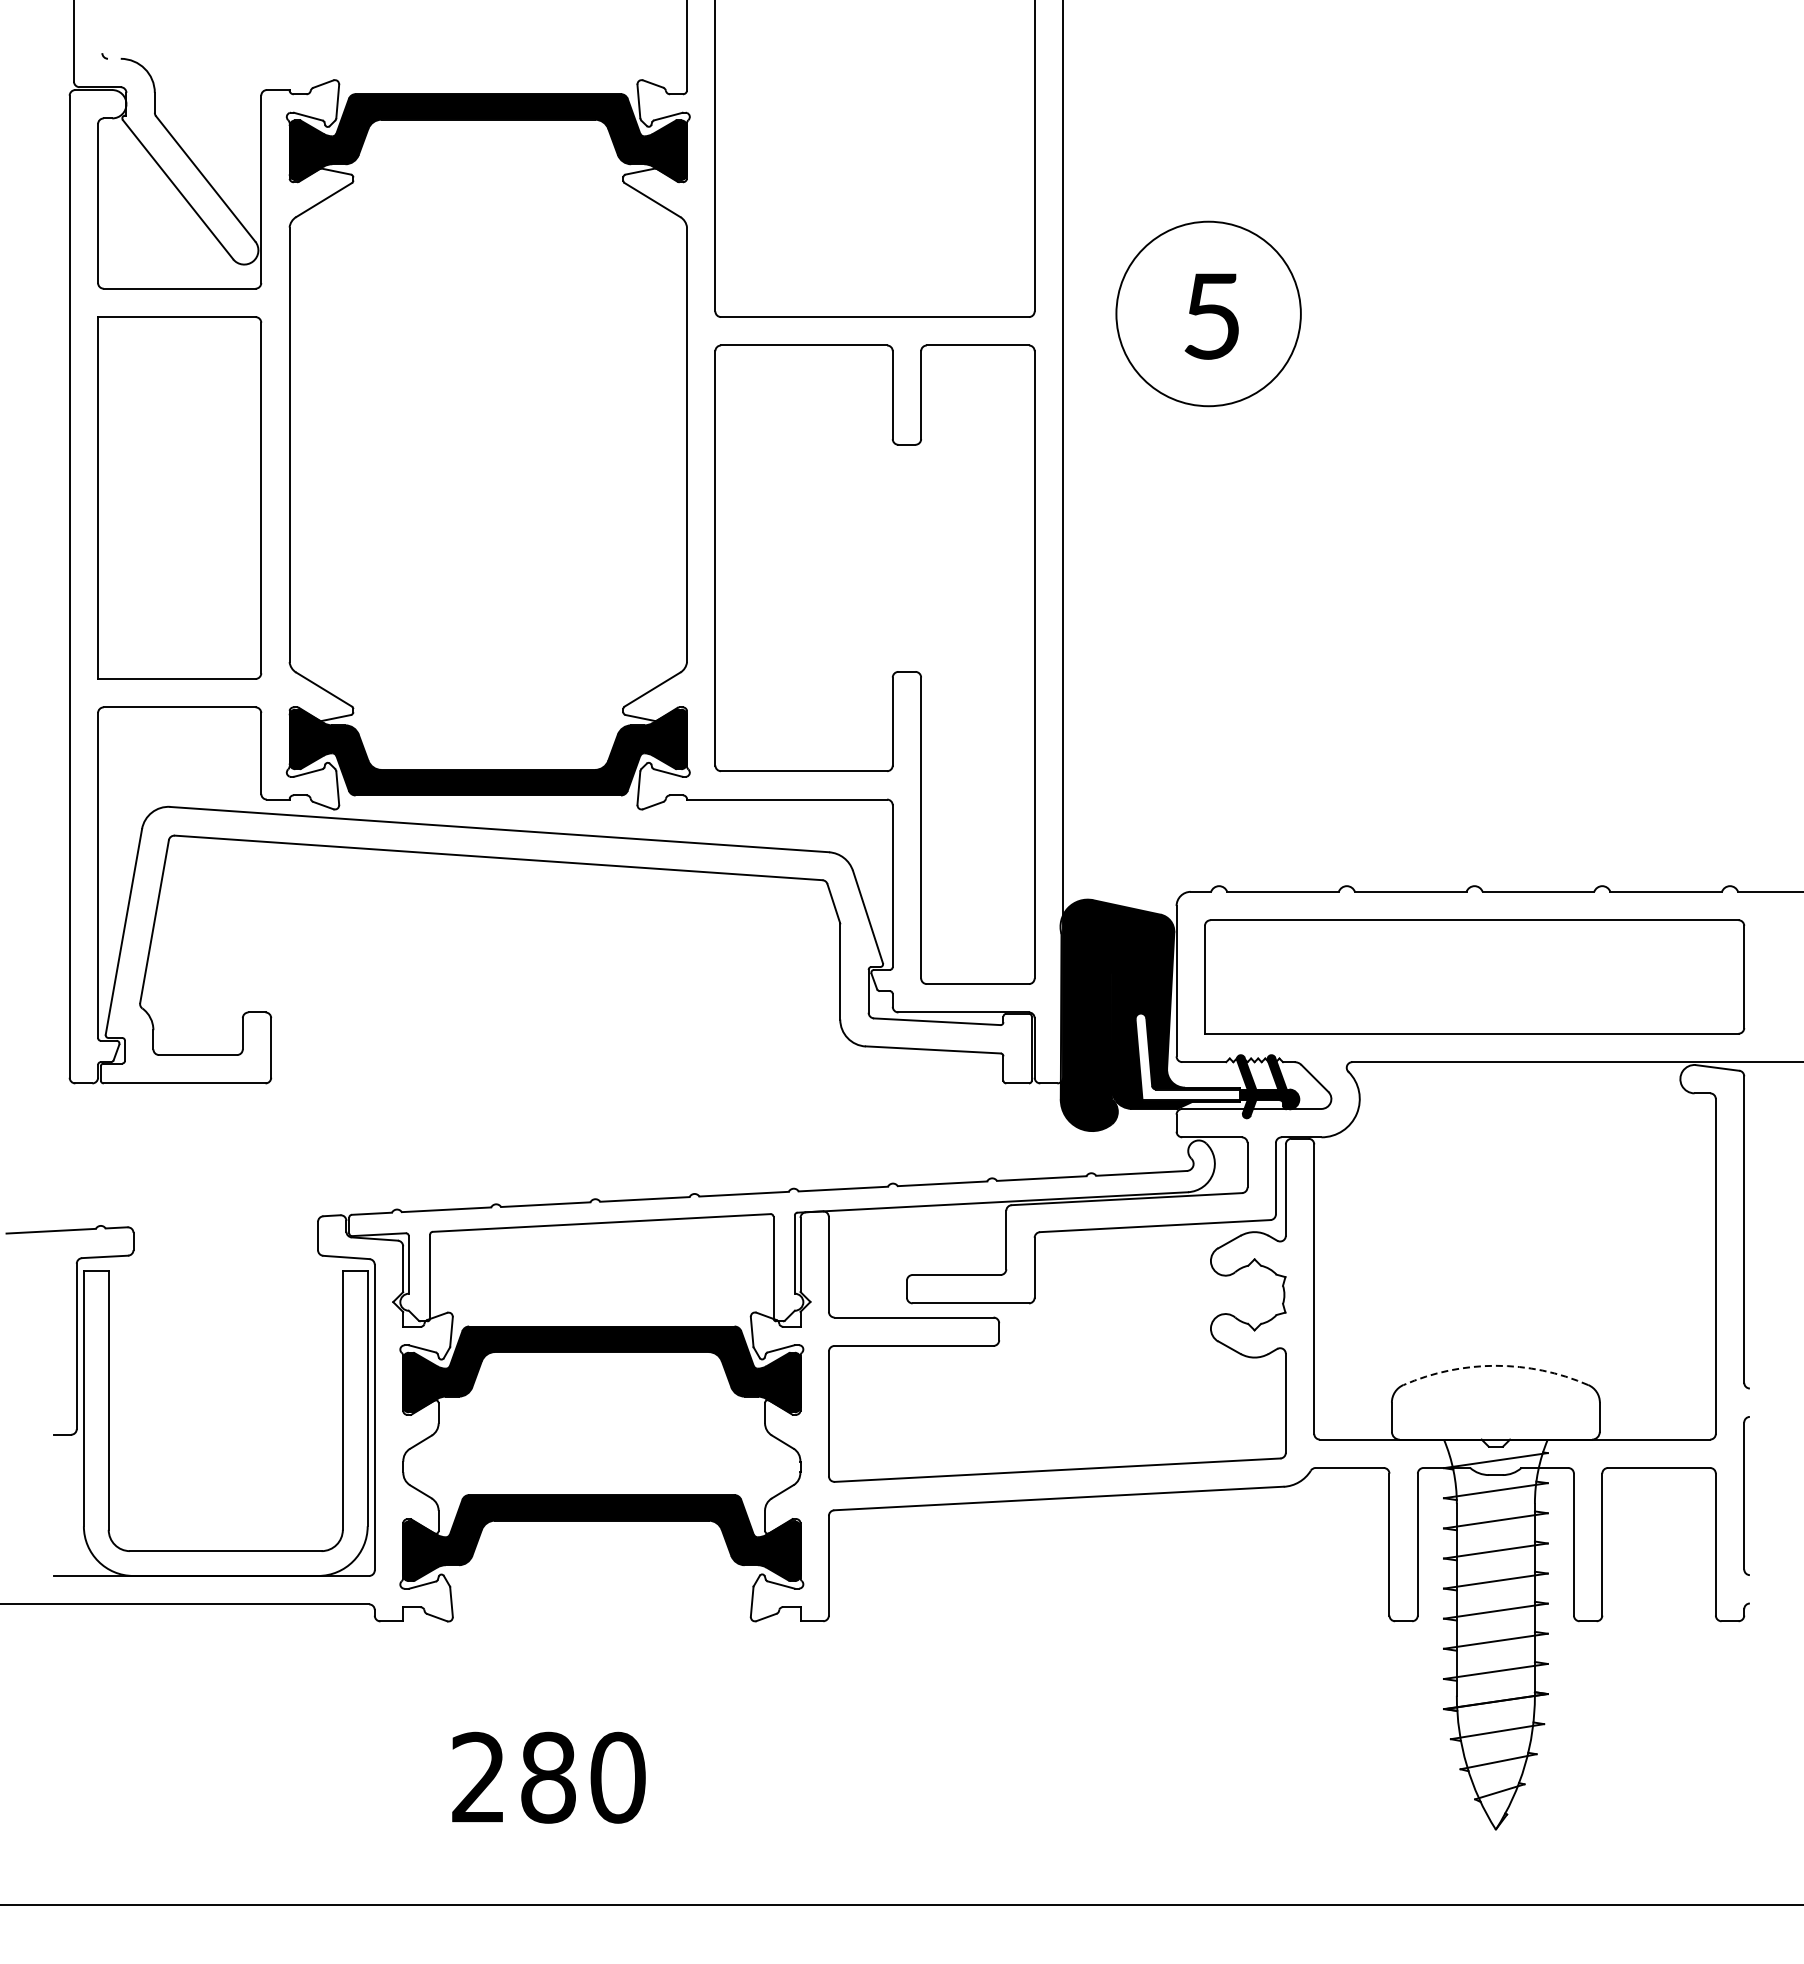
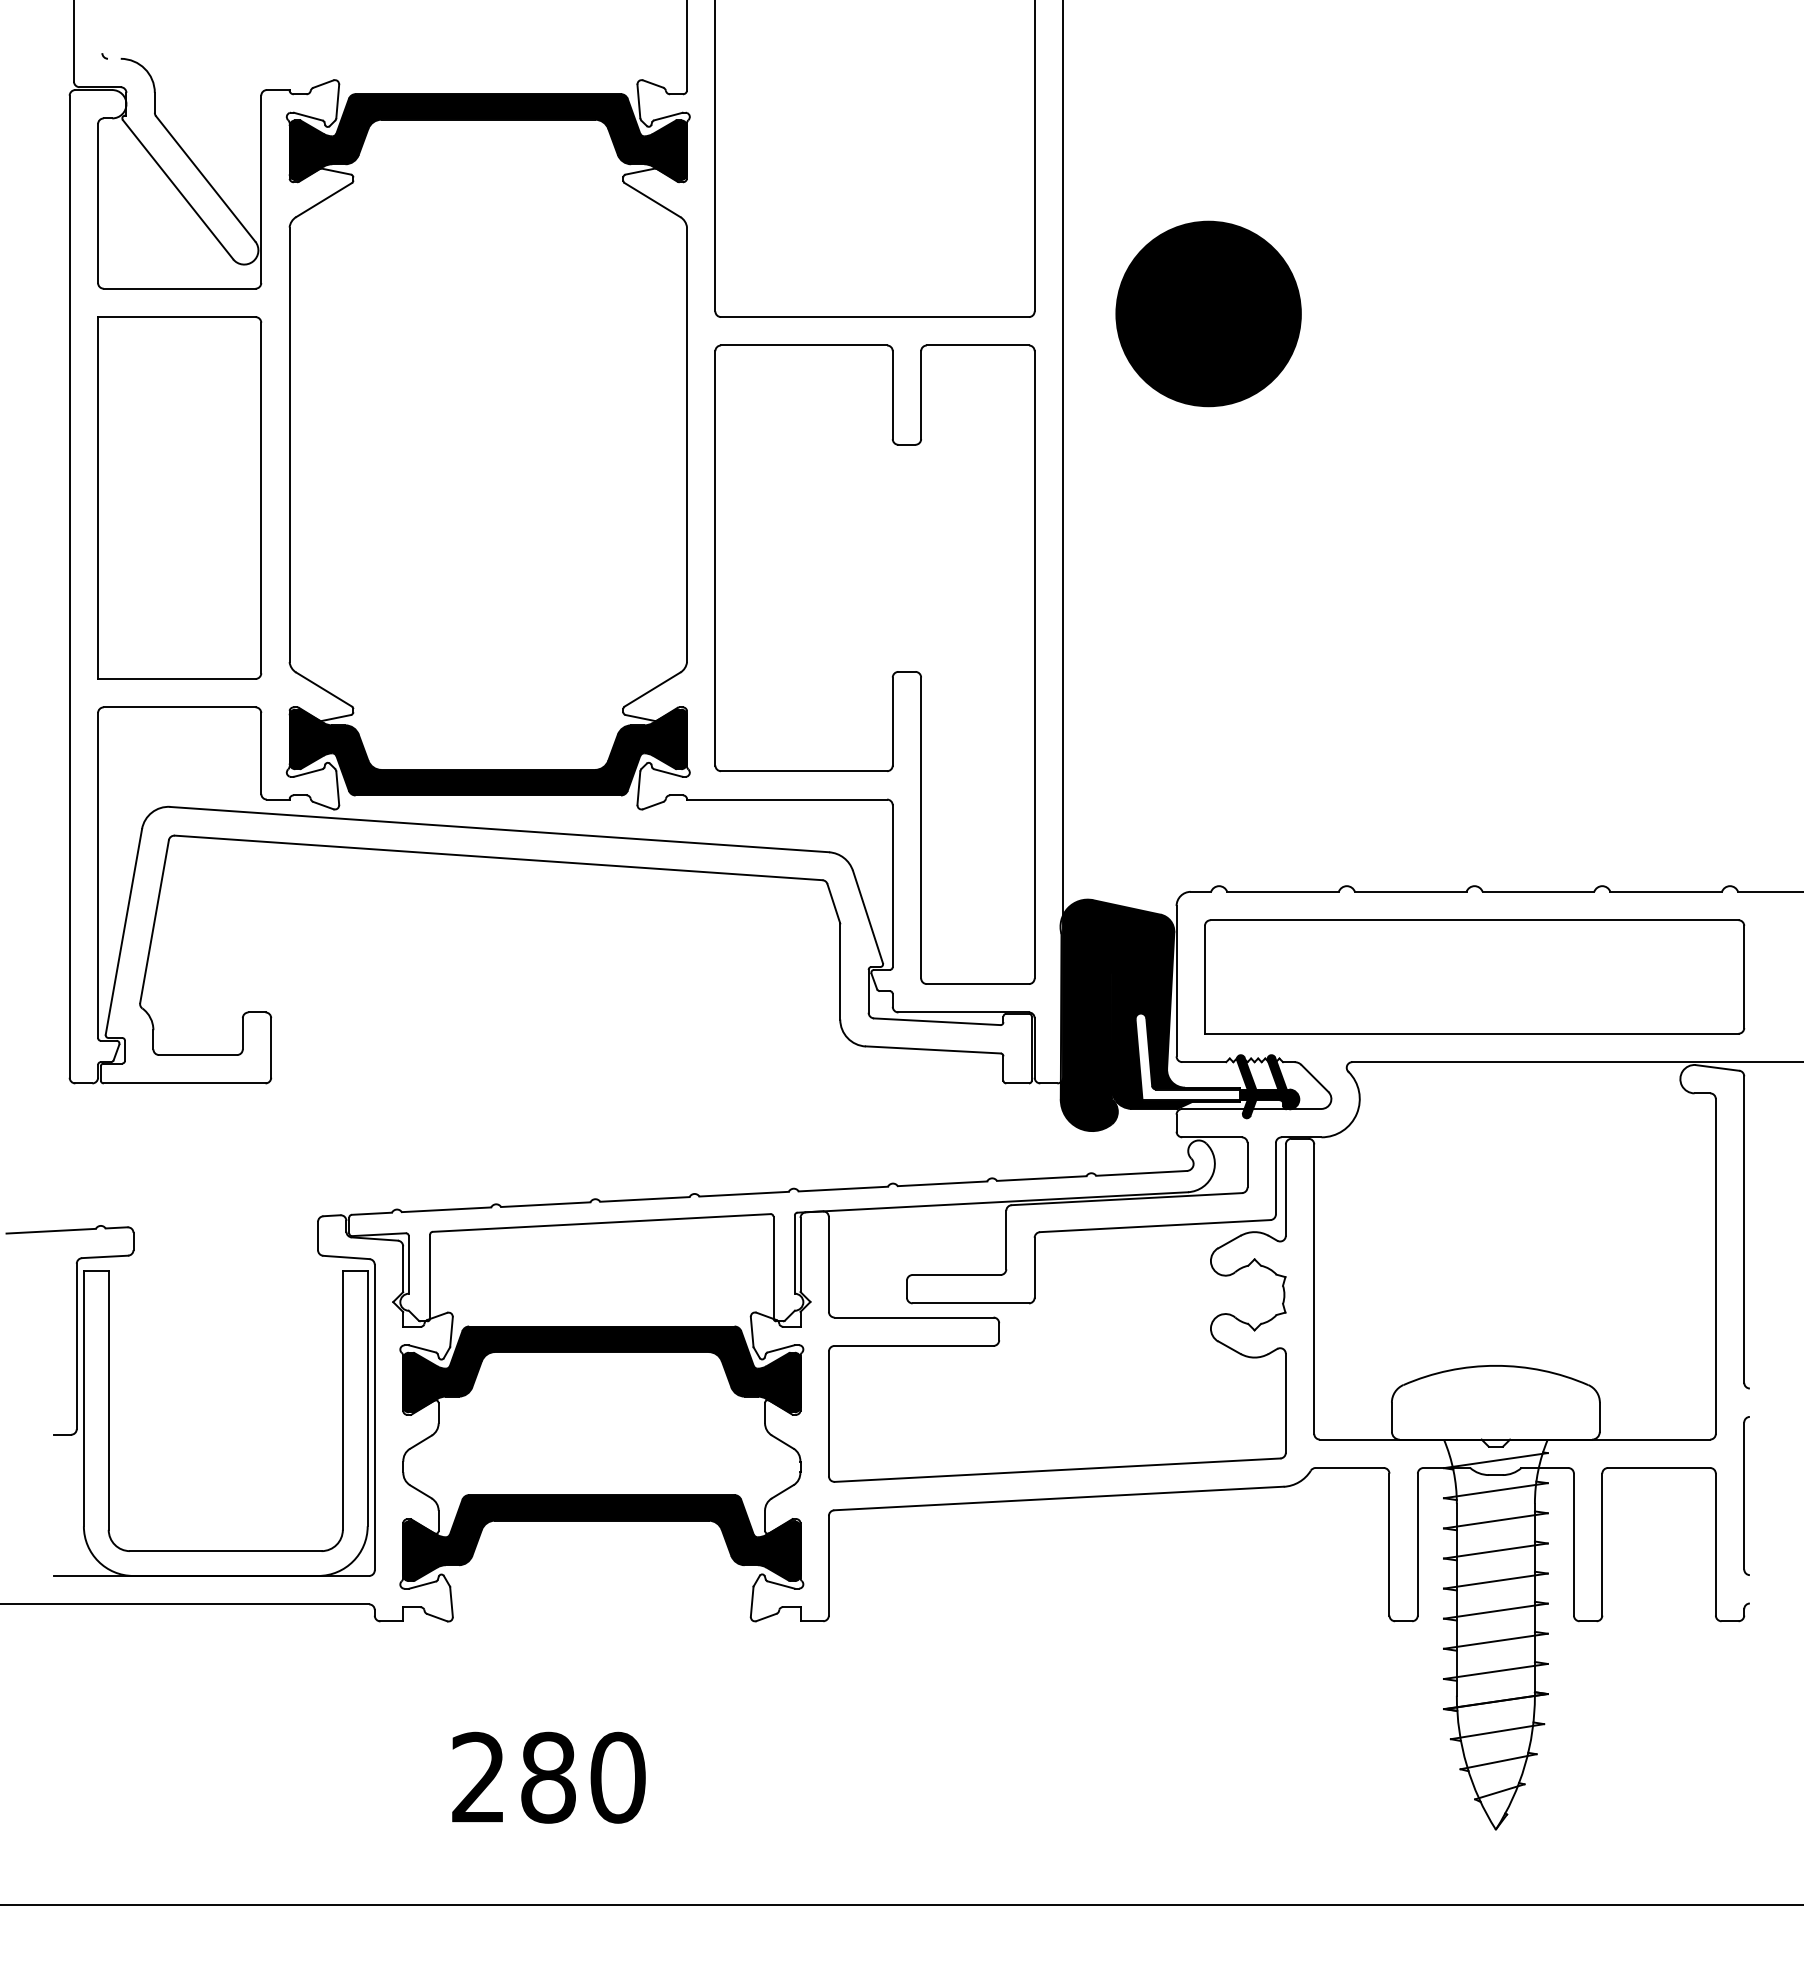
fill: none -> present (1208, 313)
arc: dashed -> solid (1495, 1365)
